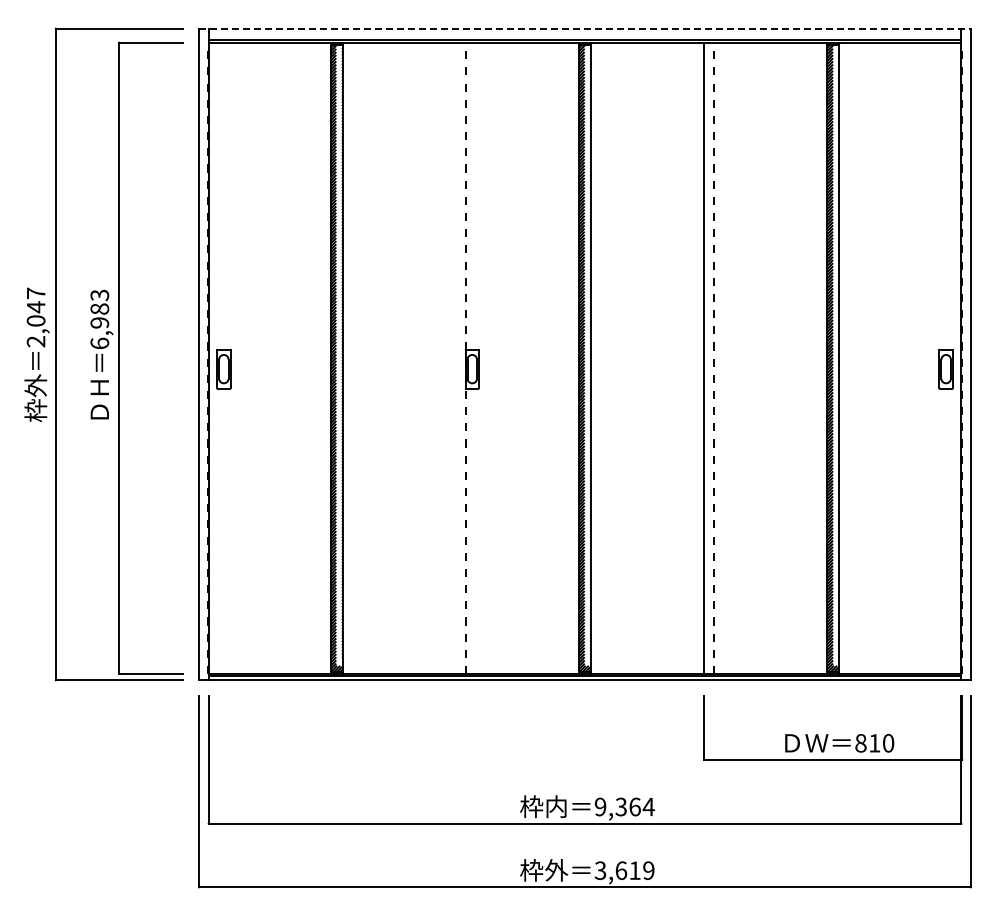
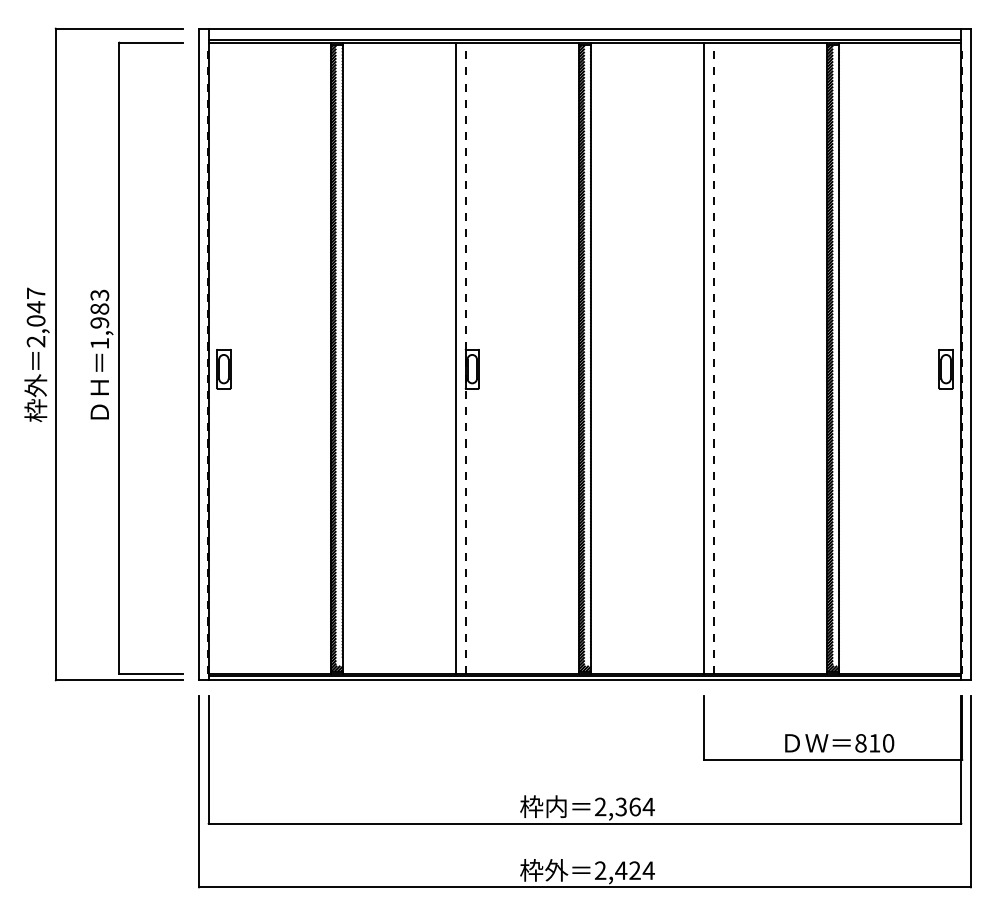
line: dashed -> solid (585, 28)
text: 6,983 -> 1,983 (99, 342)
line: none -> present (456, 358)
text: 9,364 -> 2,364 (600, 807)
text: 3,619 -> 2,424 (624, 870)
